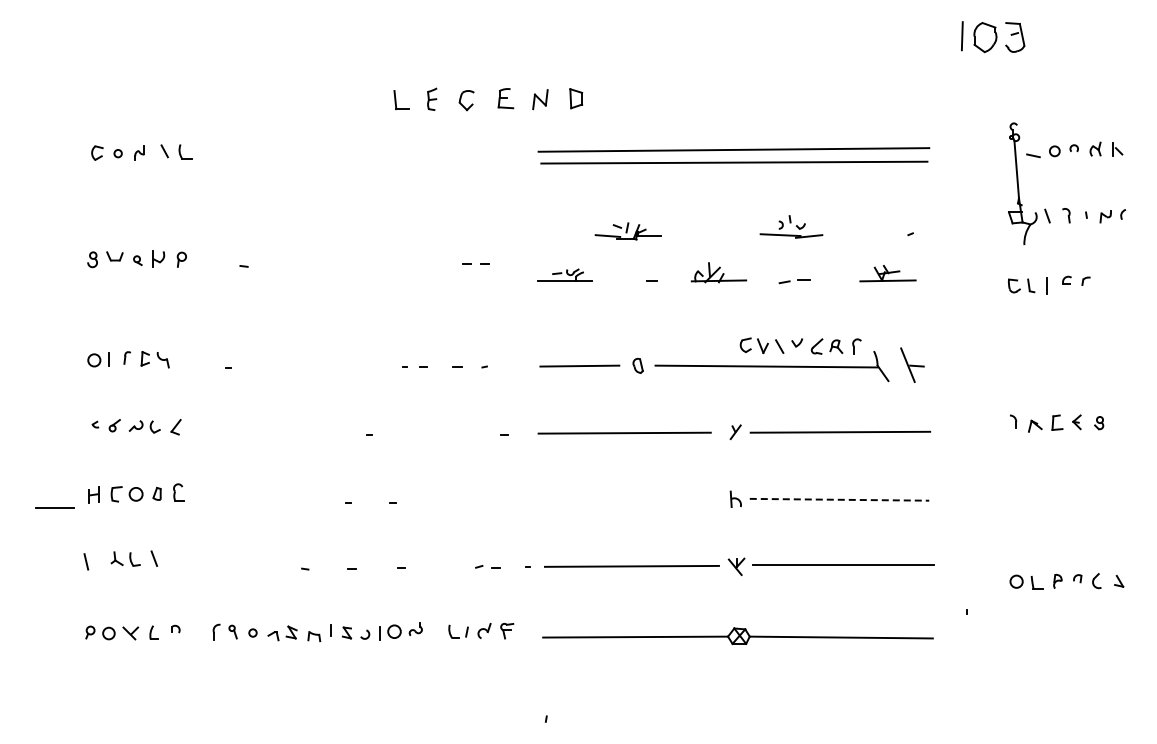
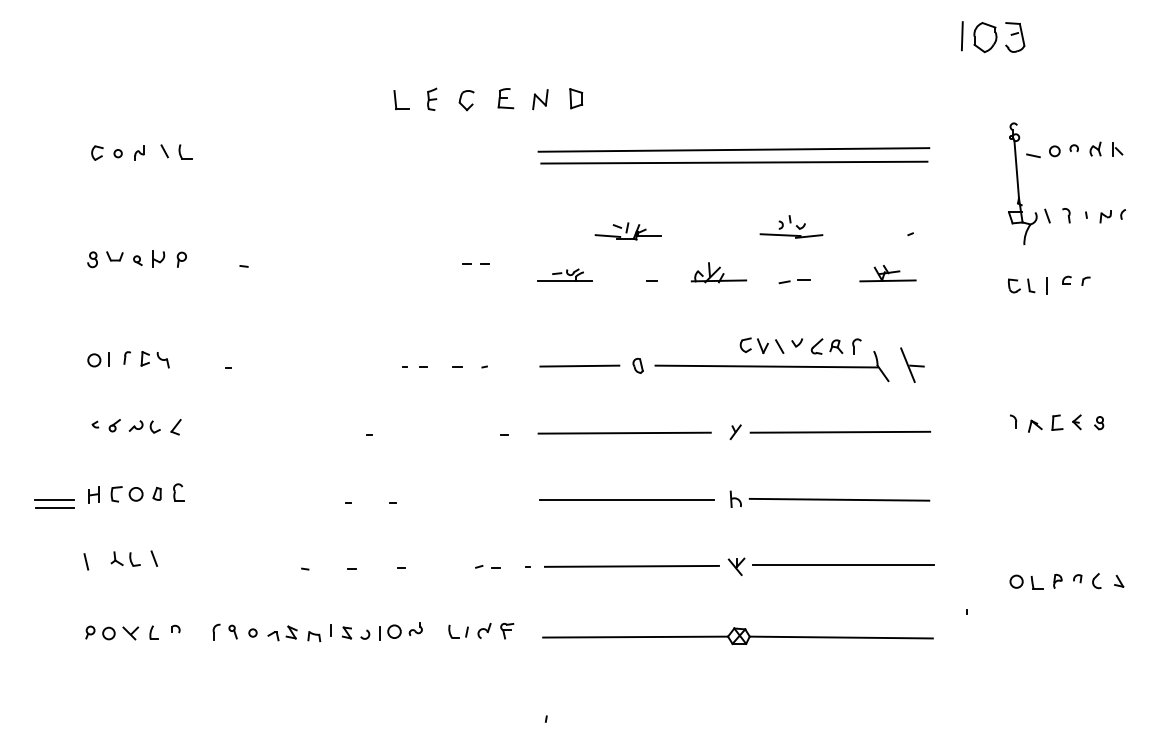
line: none -> present (53, 499)
line: none -> present (626, 499)
line: dashed -> solid (839, 499)
